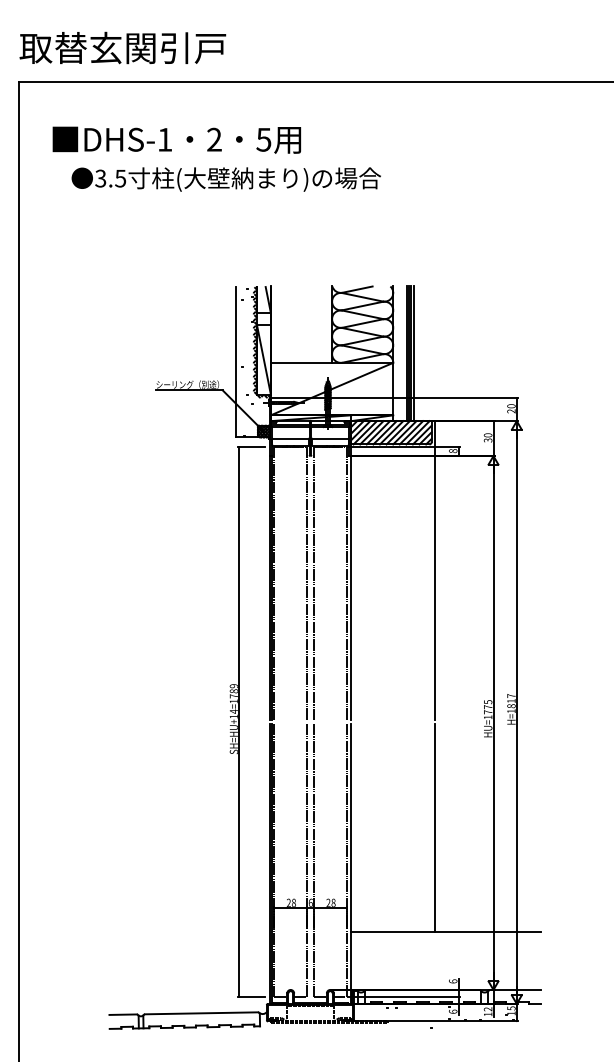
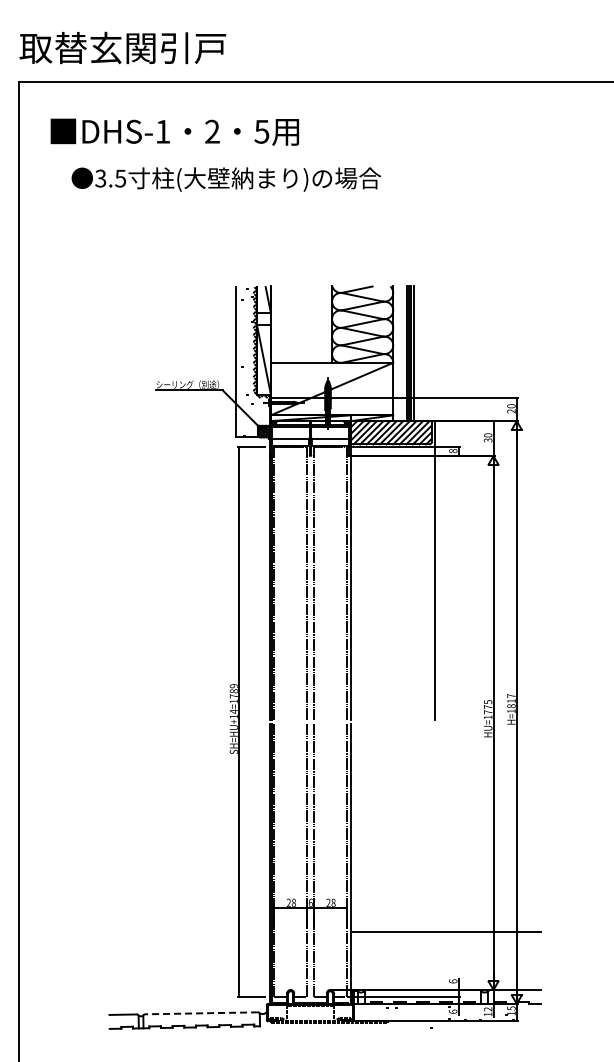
text position: (176, 139) -> (174, 131) (174, 131)
line: present -> none (435, 827)
line: solid -> dashed (201, 1013)
